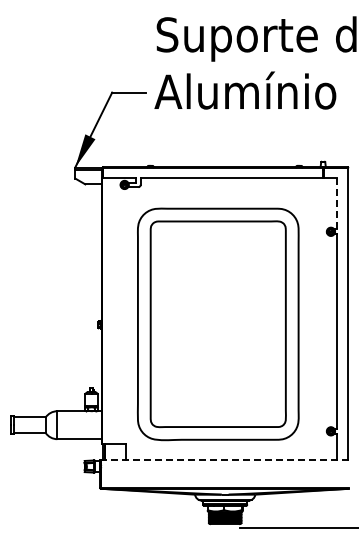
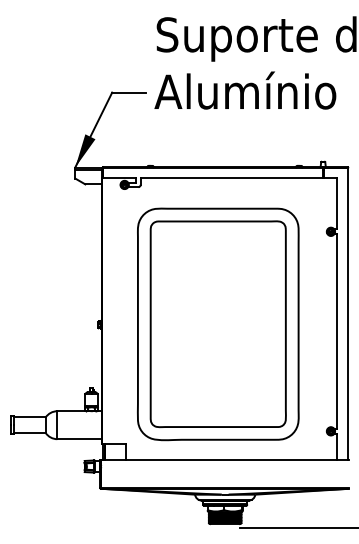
line: dashed -> solid (337, 203)
line: dashed -> solid (224, 459)
